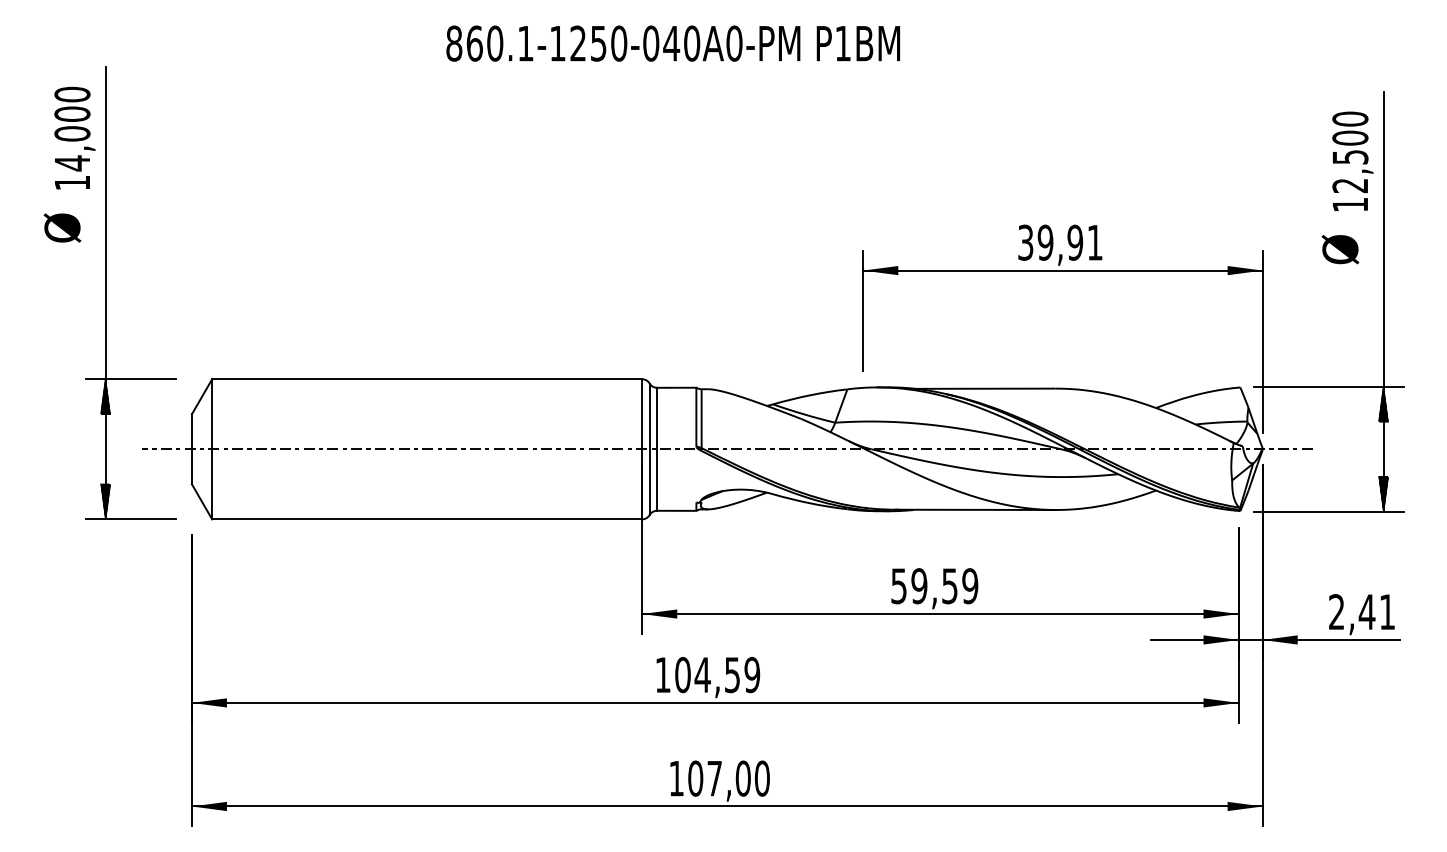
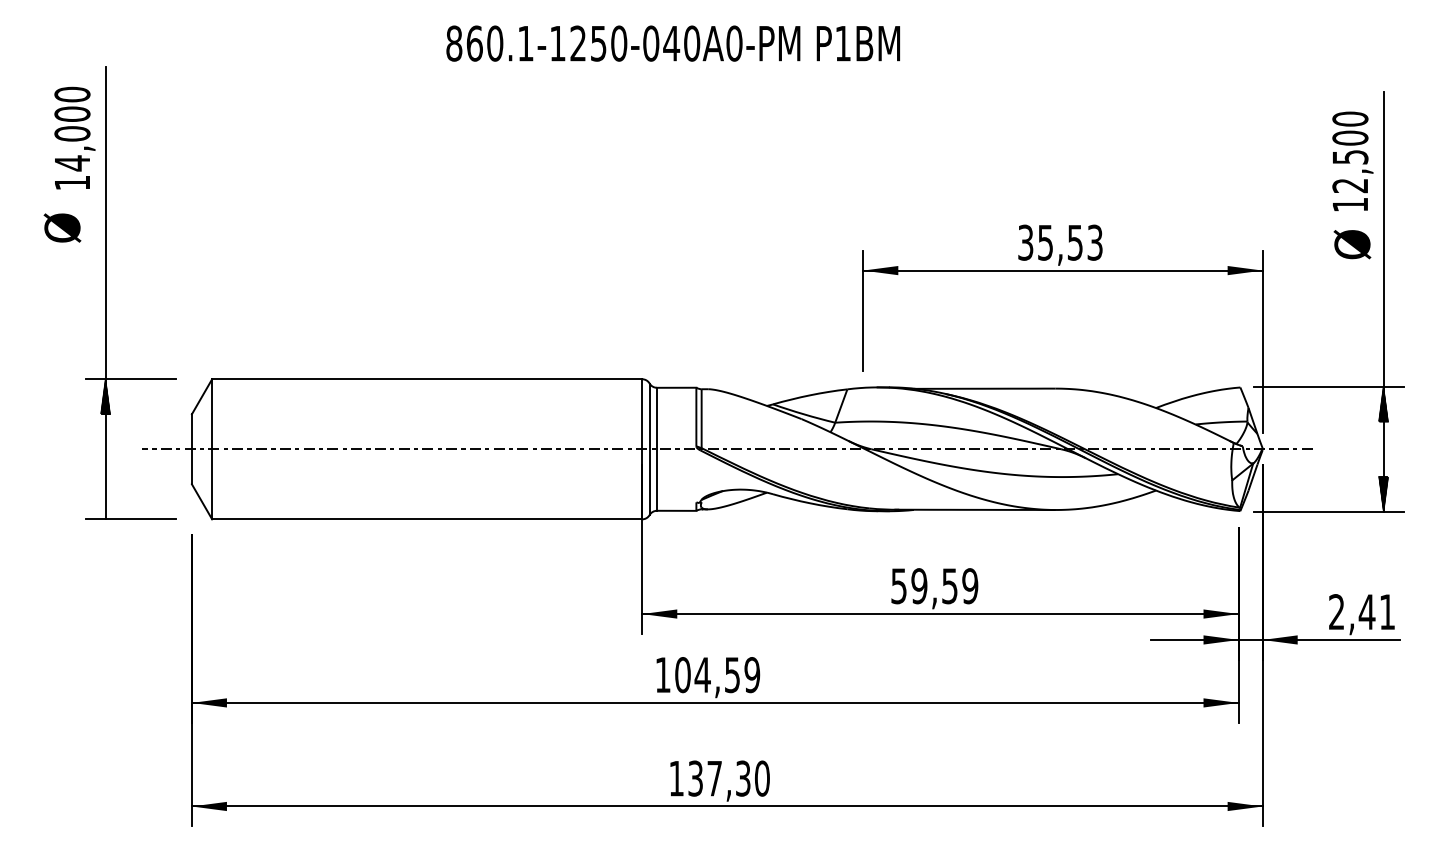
text: 39,91 -> 35,53 (1069, 242)
text position: (1340, 249) -> (1352, 244) (1352, 244)
hatch: present -> none (105, 501)
text: 107,00 -> 137,30 (719, 778)
